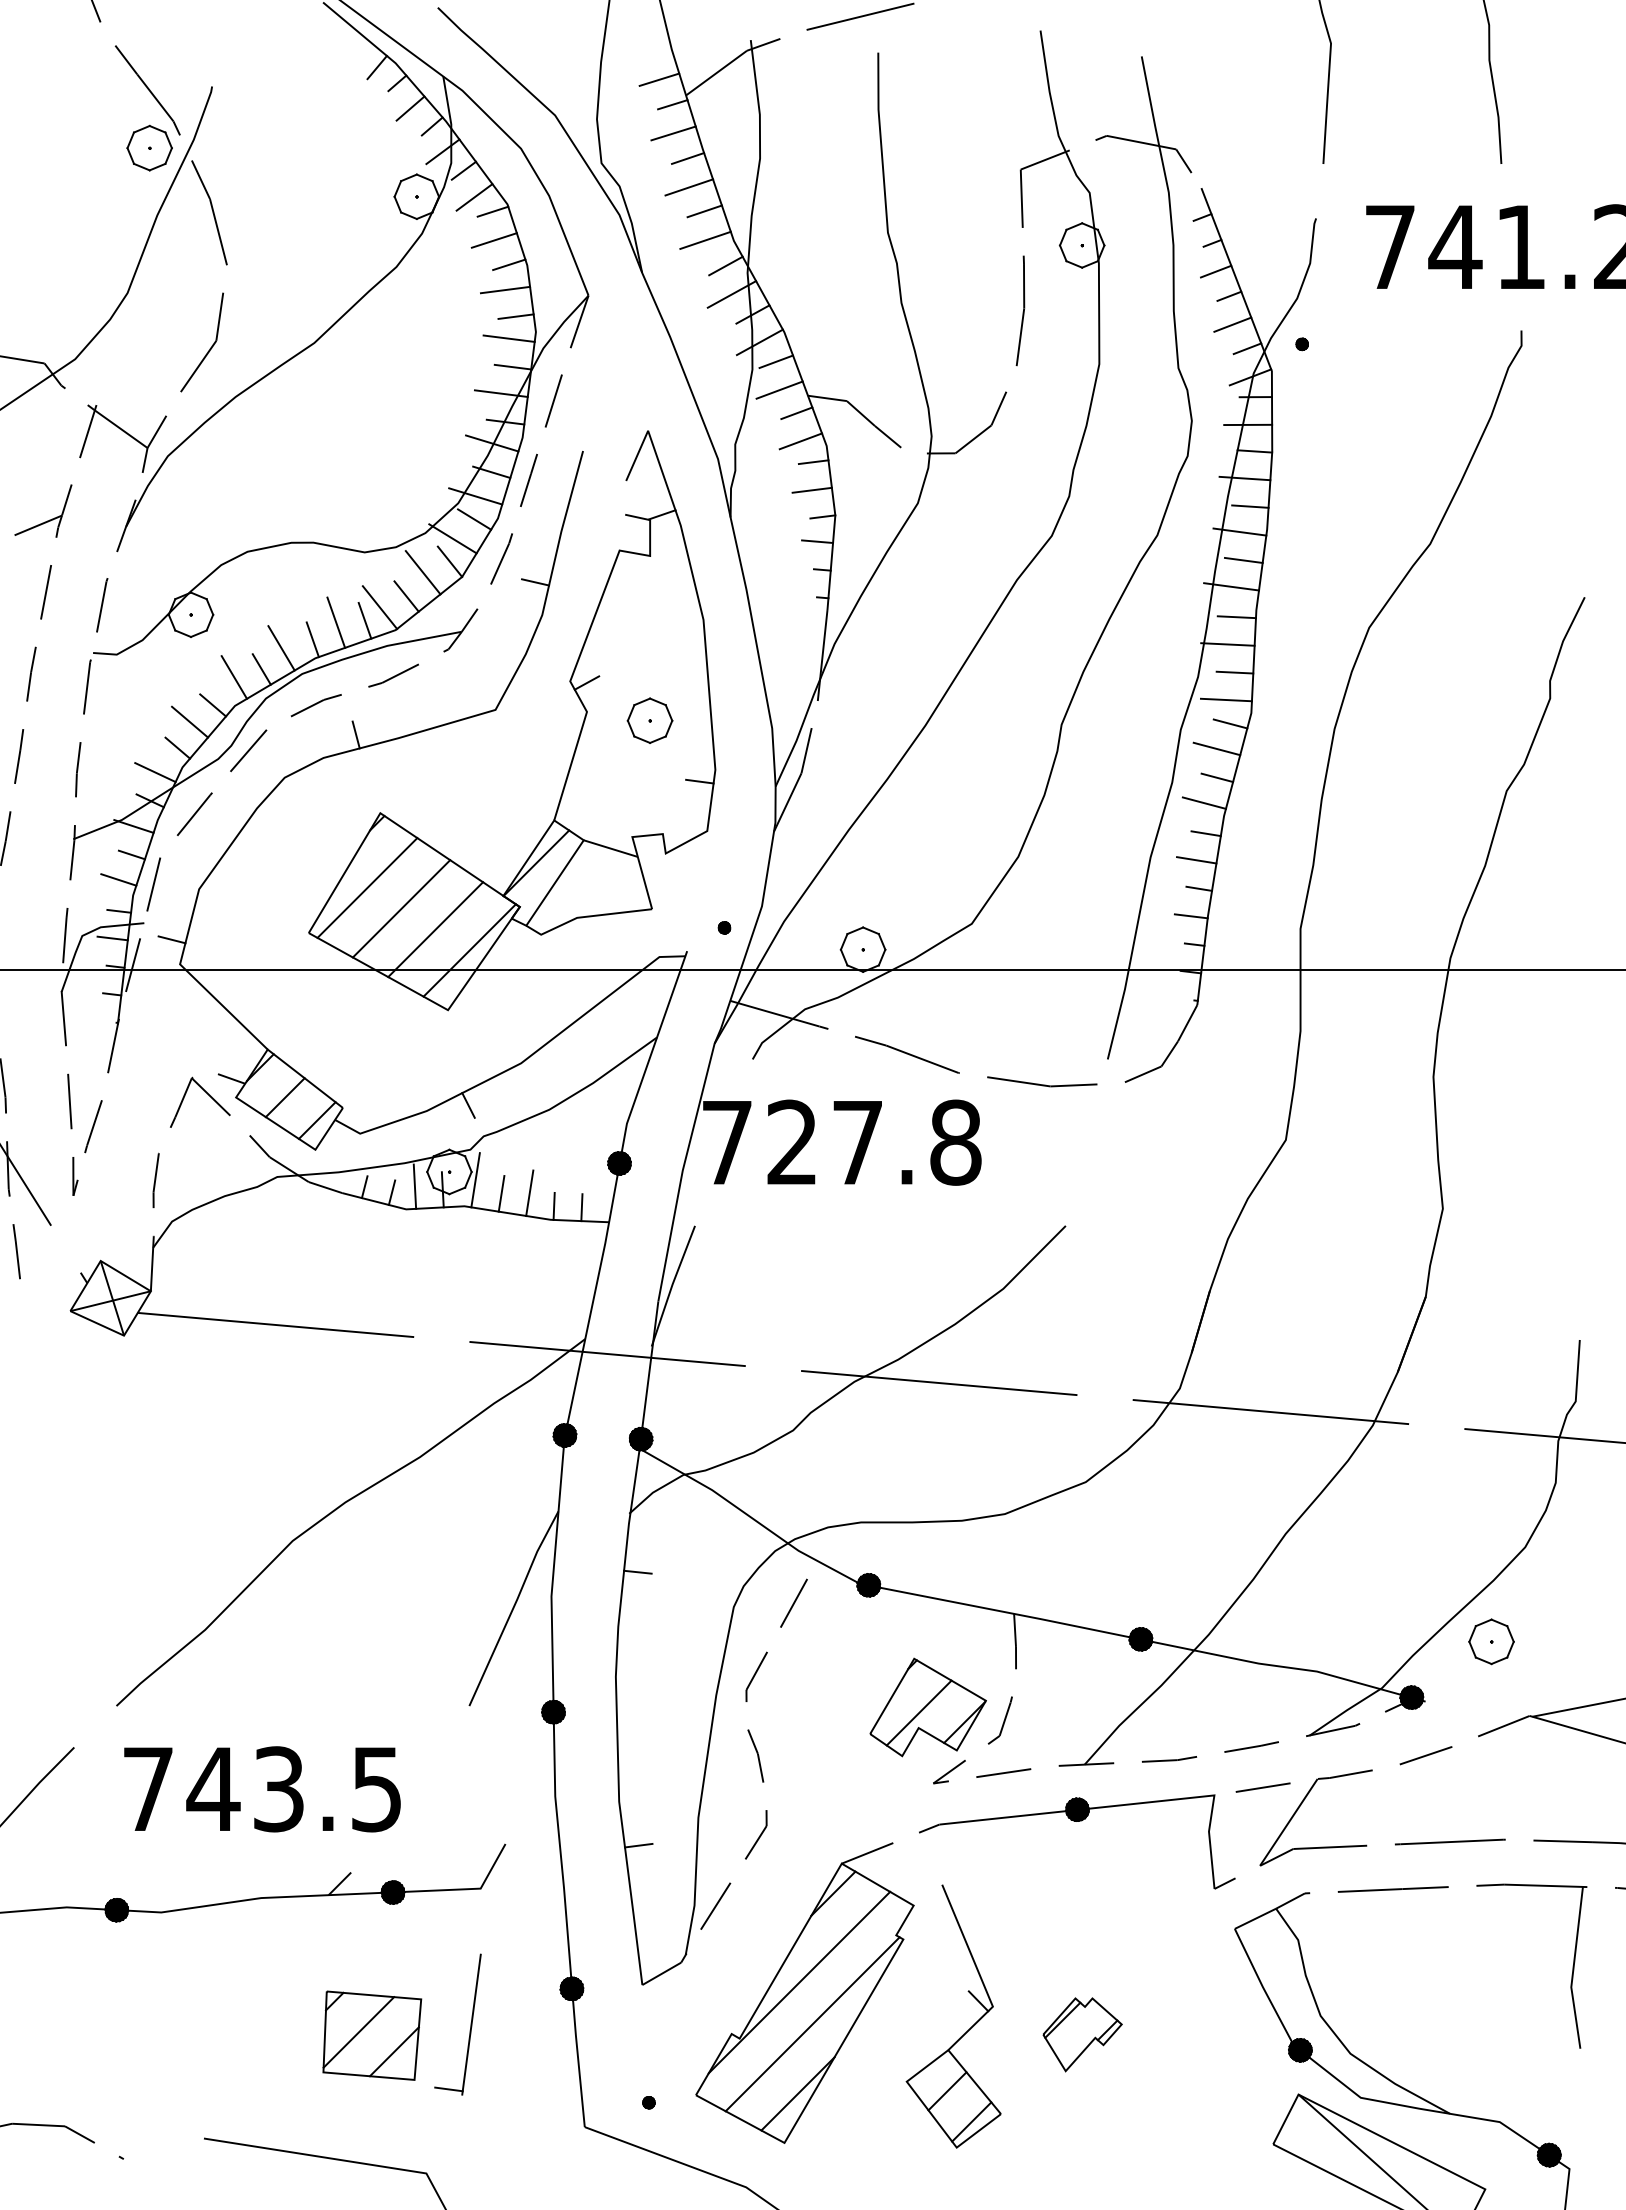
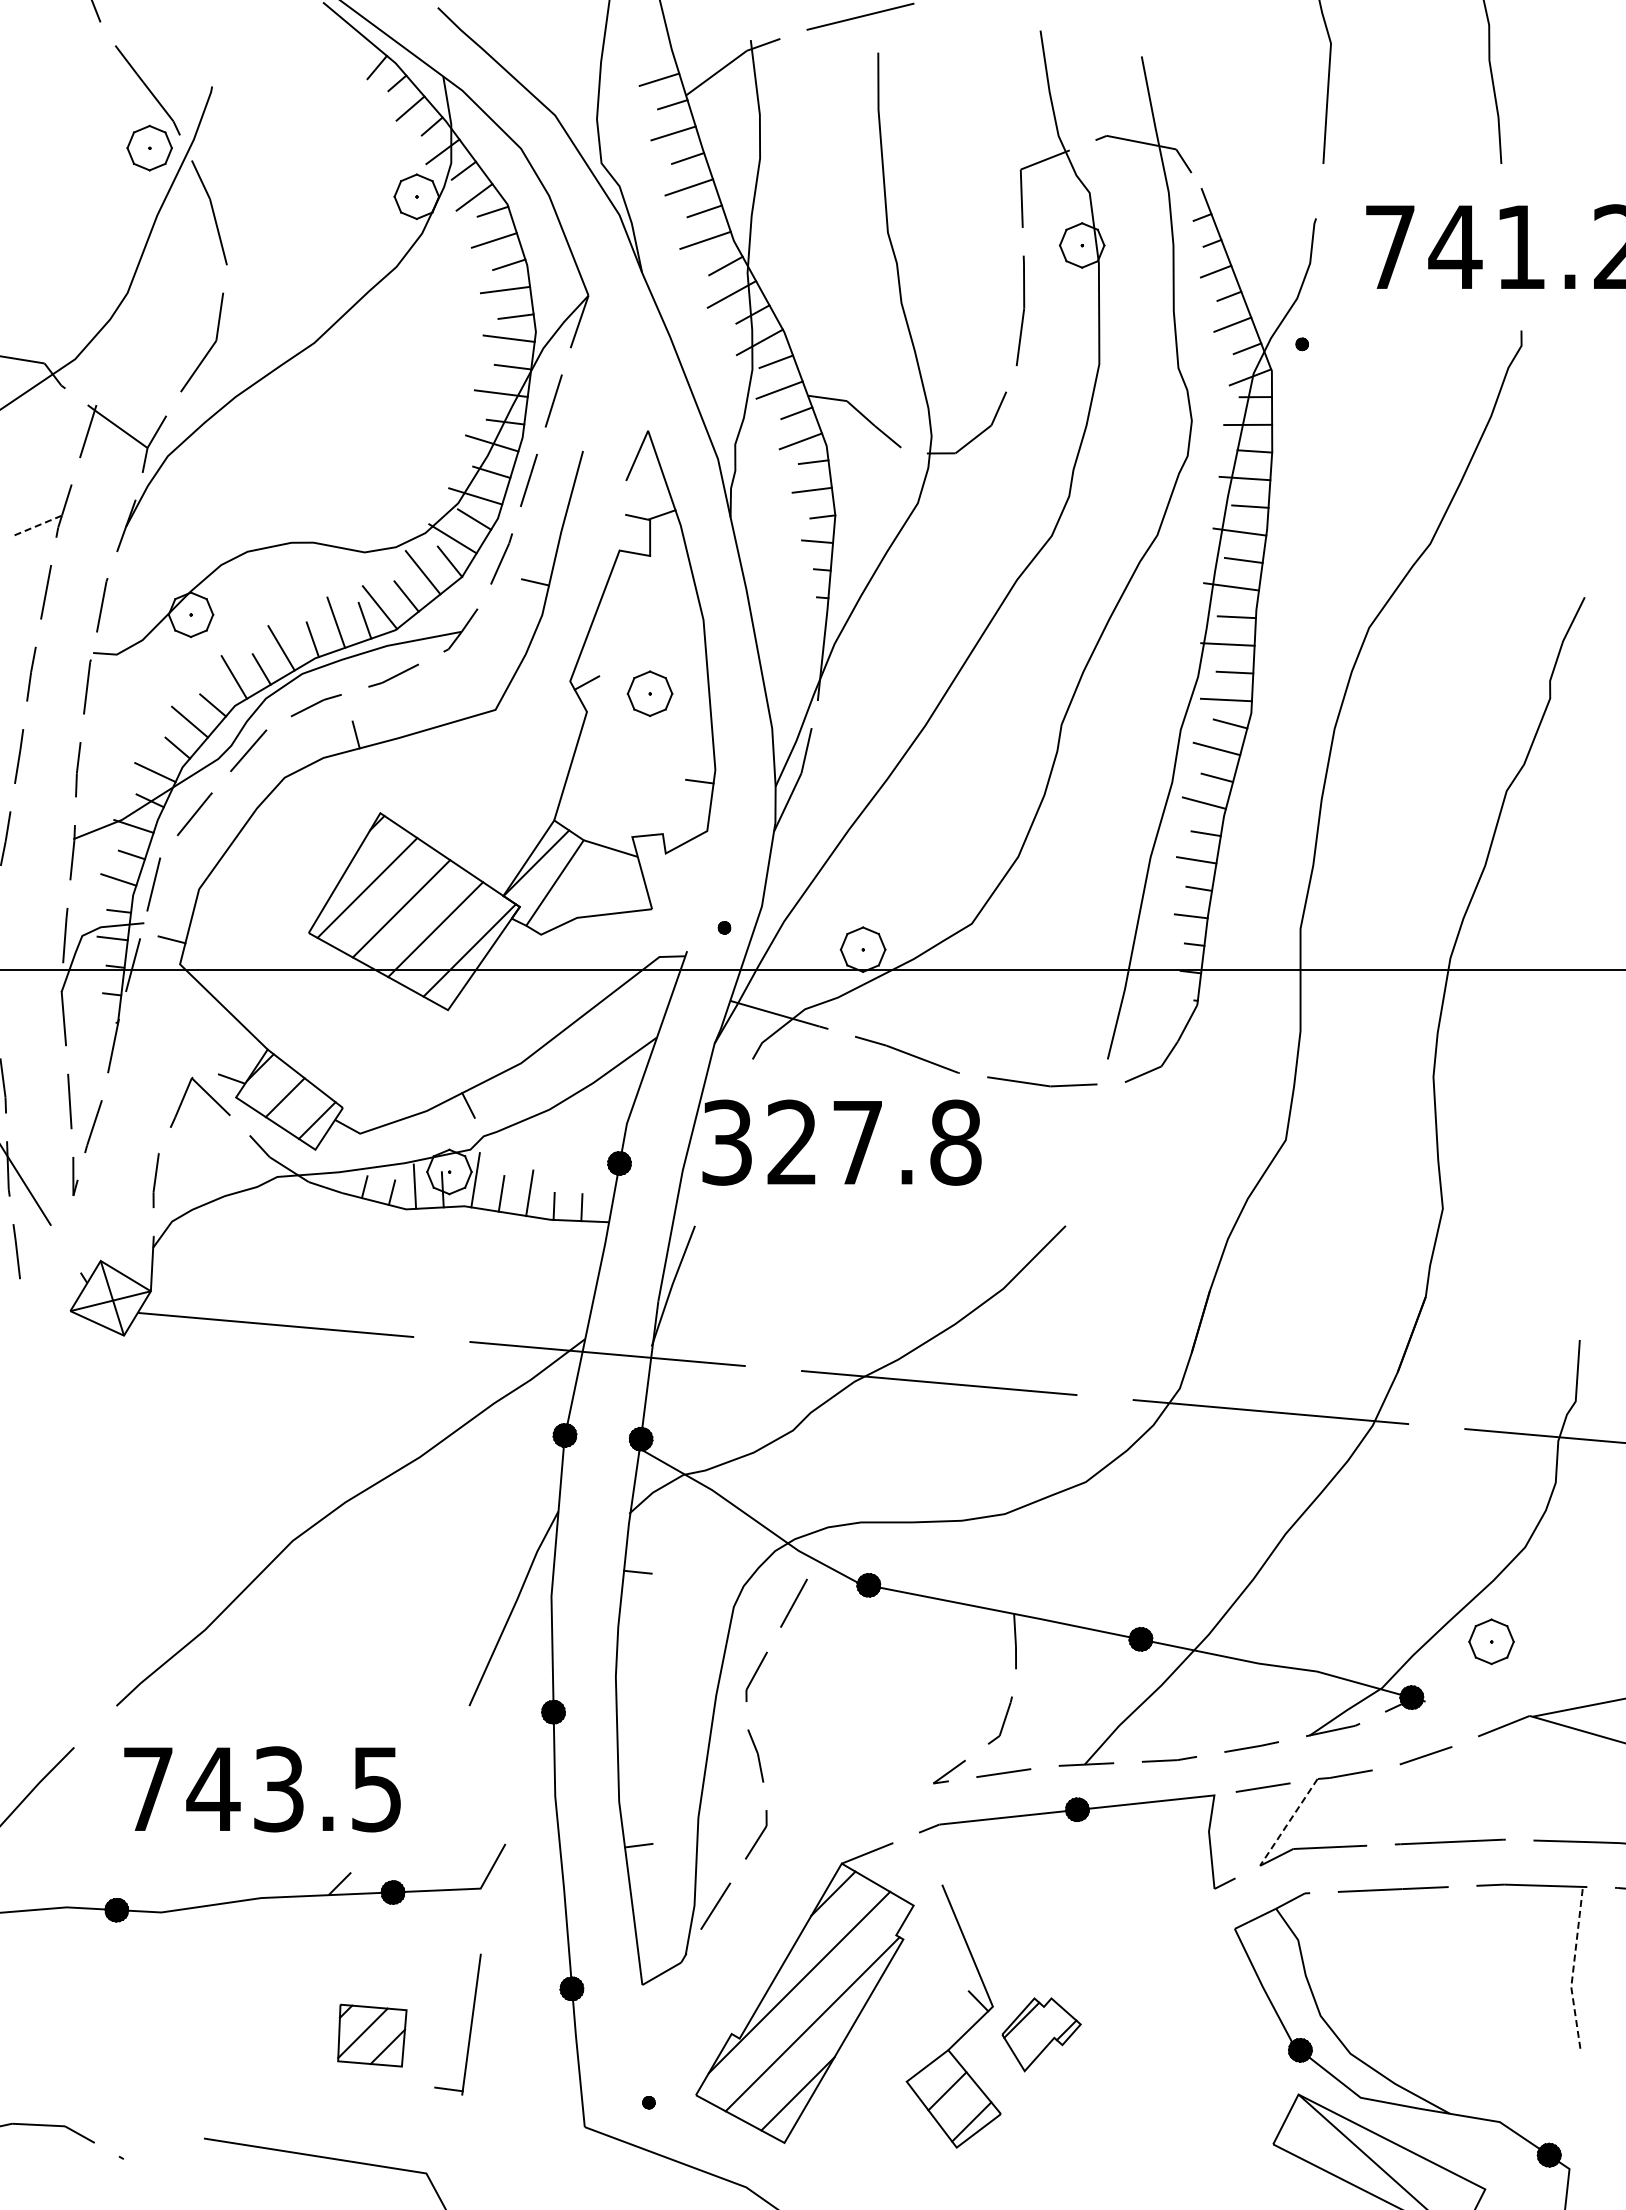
line: solid -> dashed (38, 525)
part position: (649, 720) -> (649, 693) (649, 693)
text: 727.8 -> 327.8 (726, 1142)
part: present -> none (927, 1707)
line: solid -> dashed (1288, 1822)
line: solid -> dashed (1573, 1968)
part position: (1082, 2034) -> (1041, 2034) (1041, 2034)
part size: 101x91 px -> 71x65 px (372, 2035)
